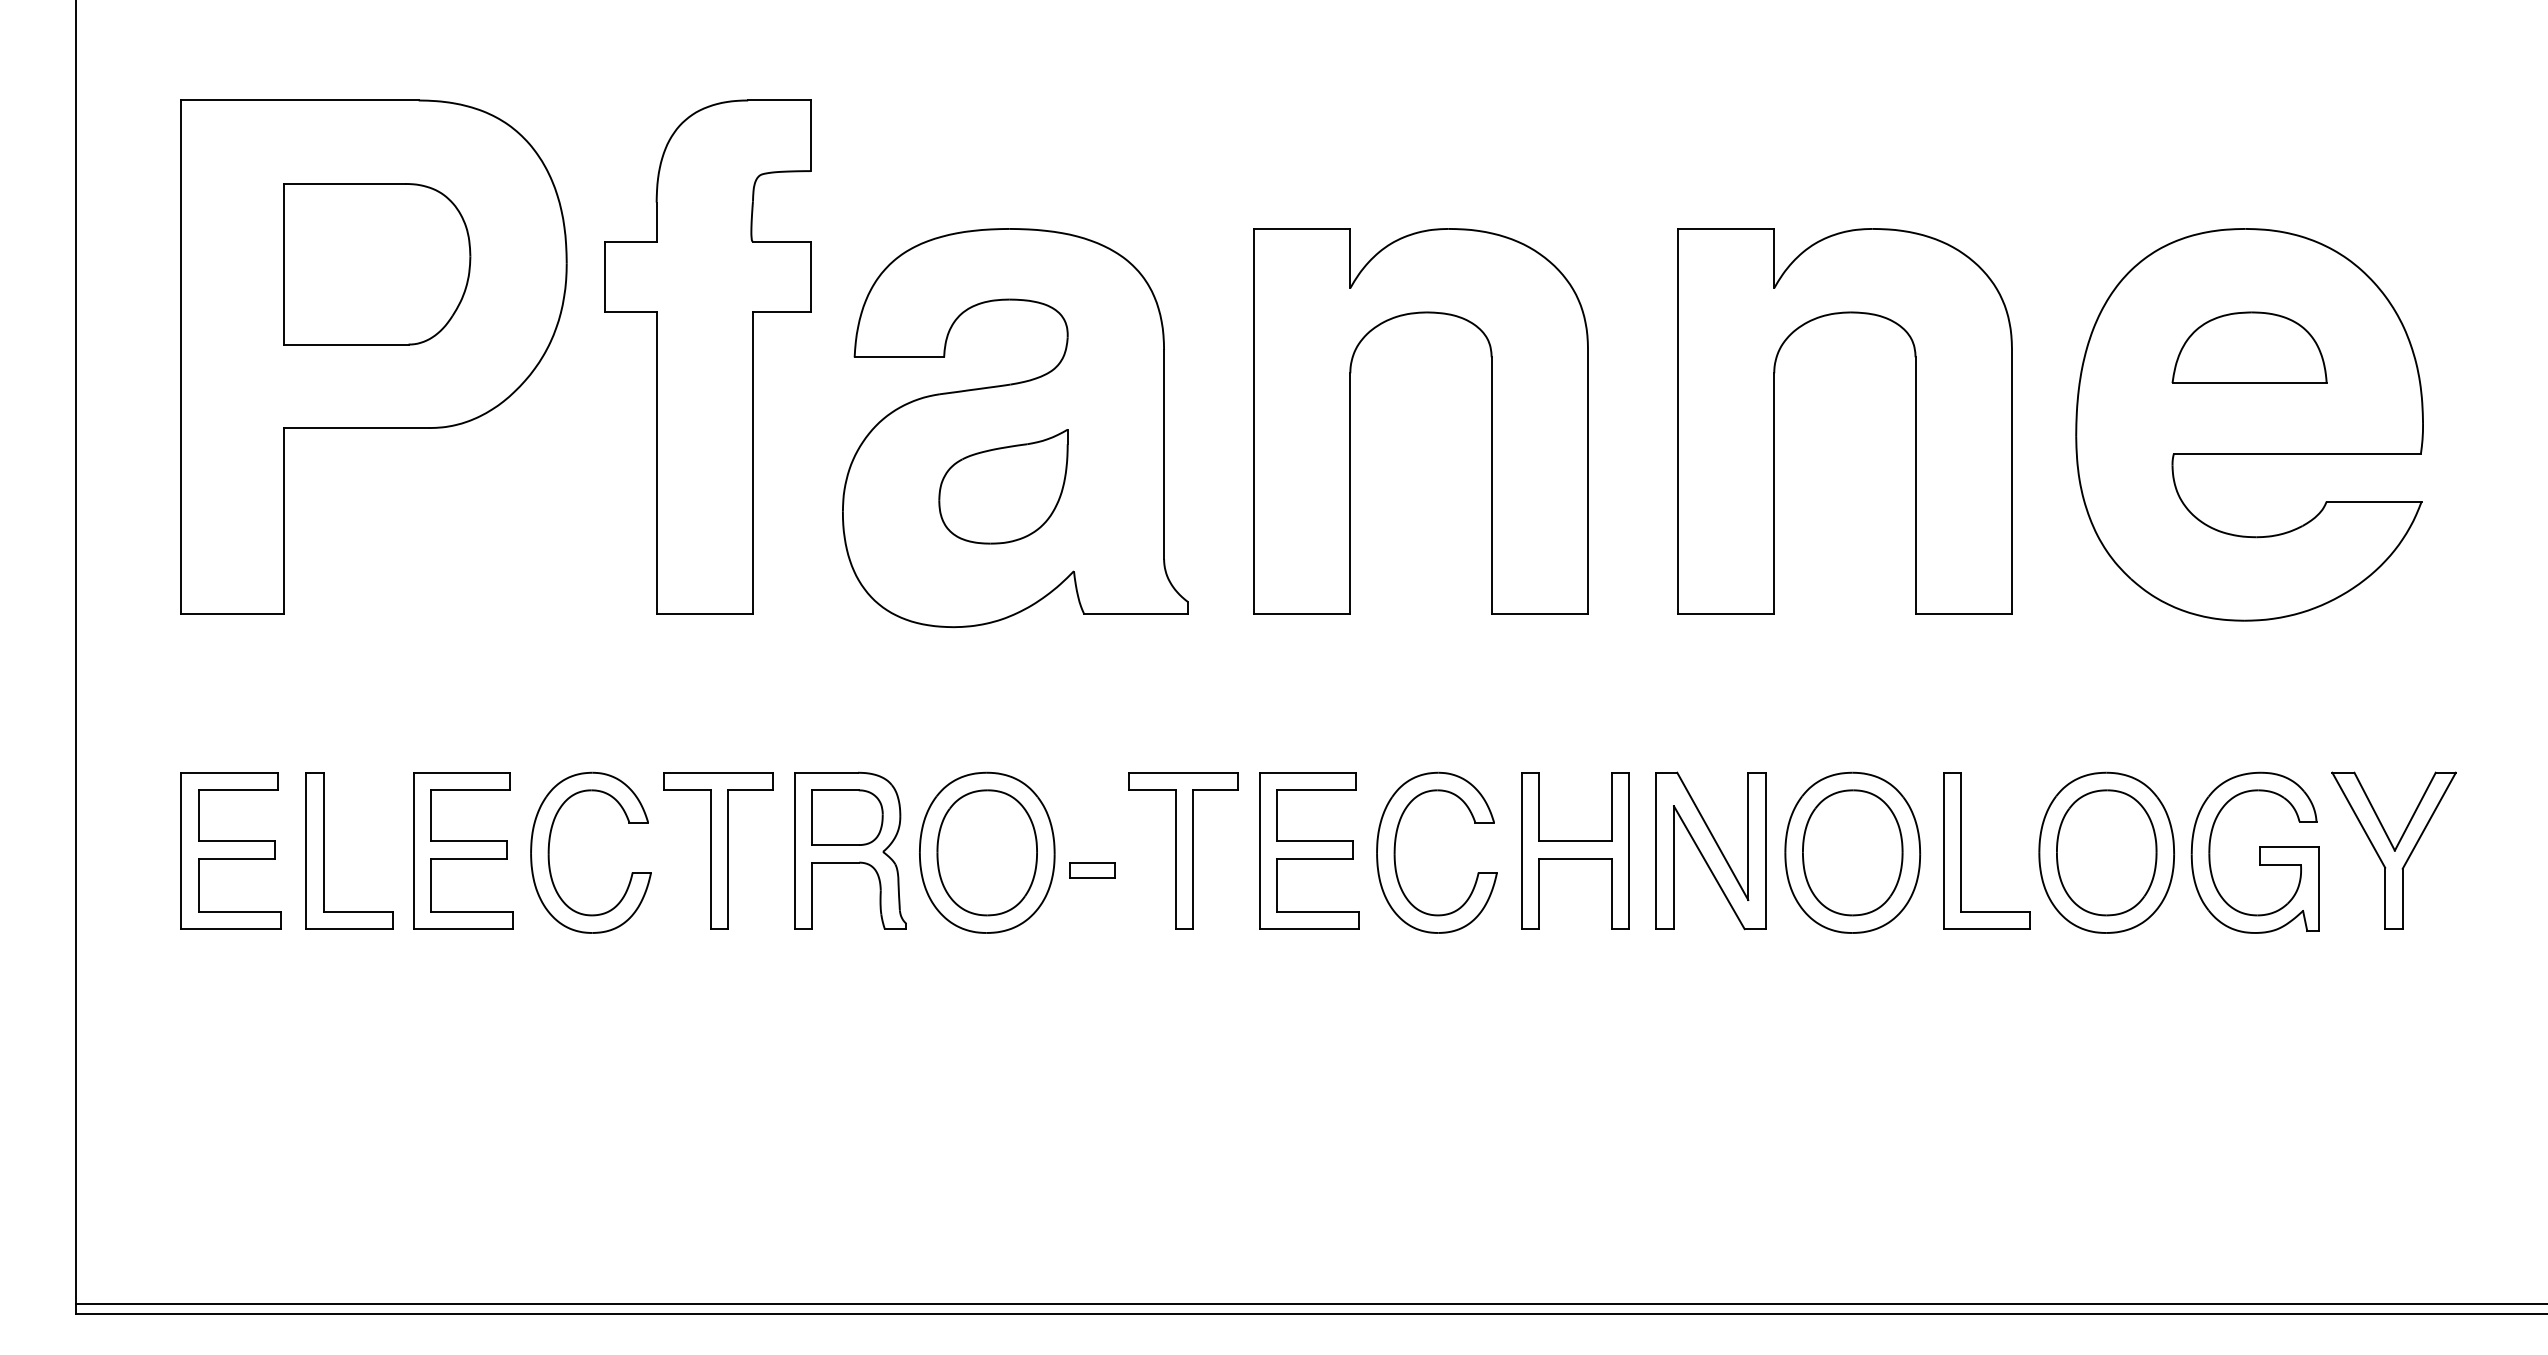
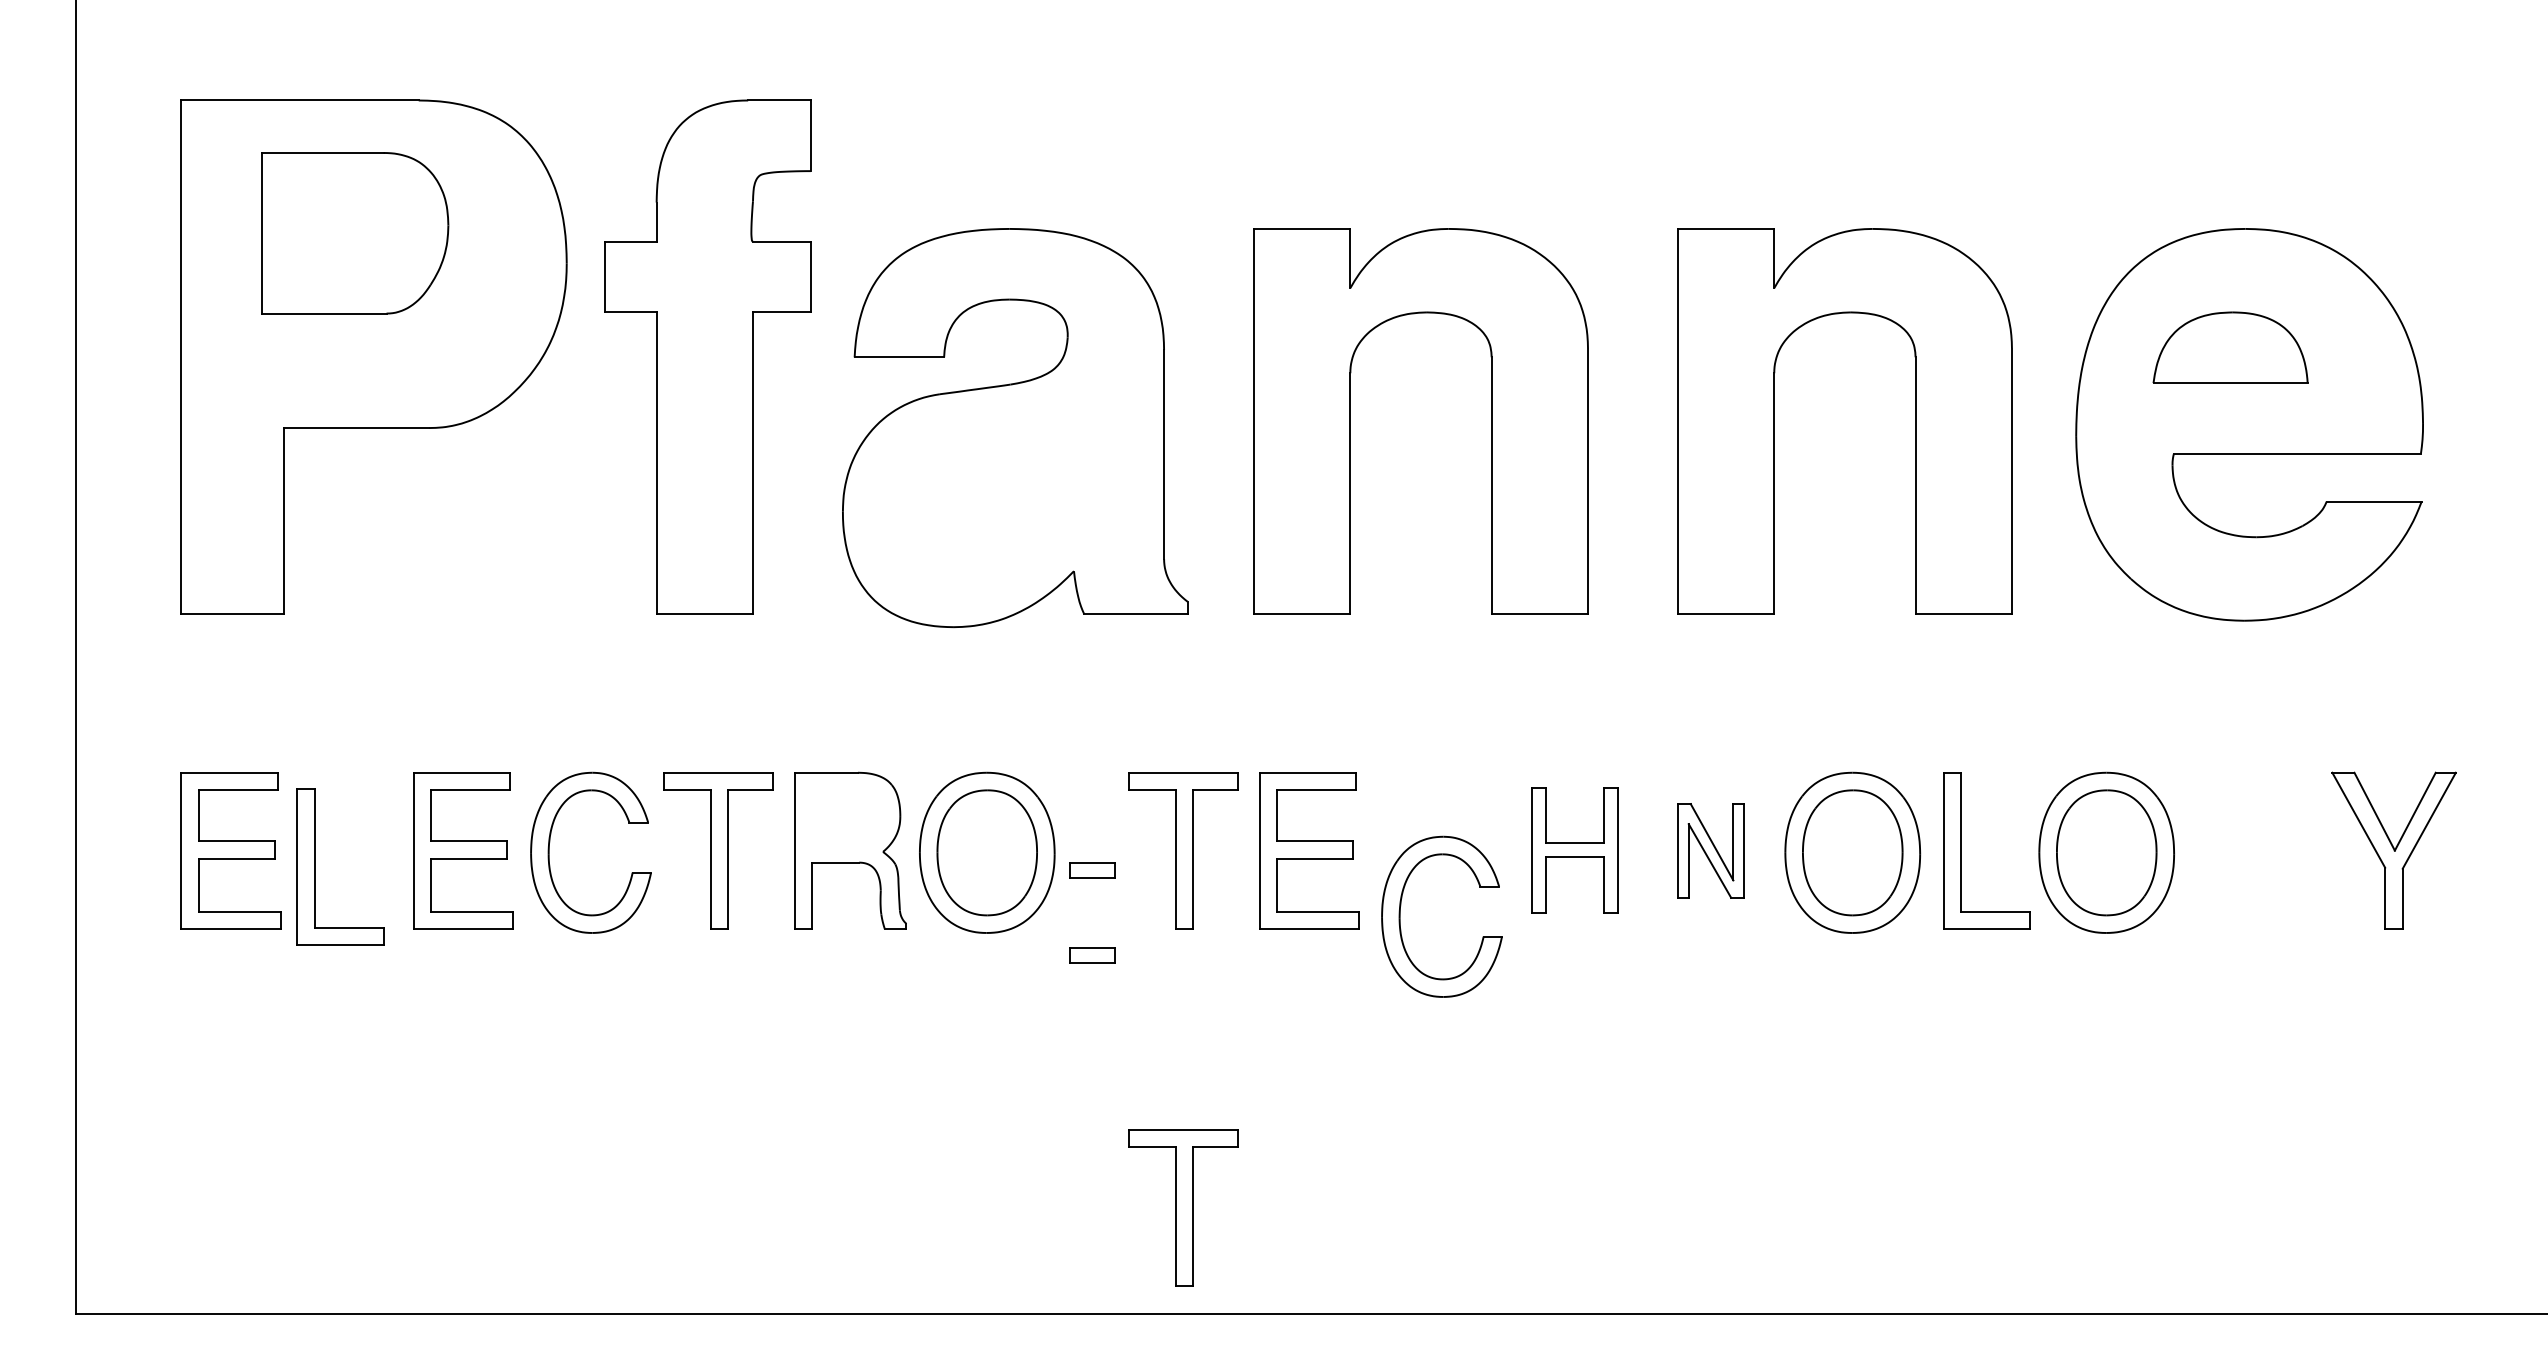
part position: (377, 264) -> (355, 233) (355, 233)
part position: (2249, 347) -> (2230, 347) (2230, 347)
part: present -> none (1003, 486)
part: present -> none (847, 817)
part position: (324, 850) -> (315, 866) (315, 866)
part size: 109x158 px -> 88x127 px (1574, 850)
part size: 112x160 px -> 68x96 px (1710, 850)
part position: (1395, 852) -> (1400, 916) (1400, 916)
part: present -> none (2254, 852)
part: none -> present (1092, 955)
part: none -> present (1183, 1207)
line: present -> none (1310, 1303)
